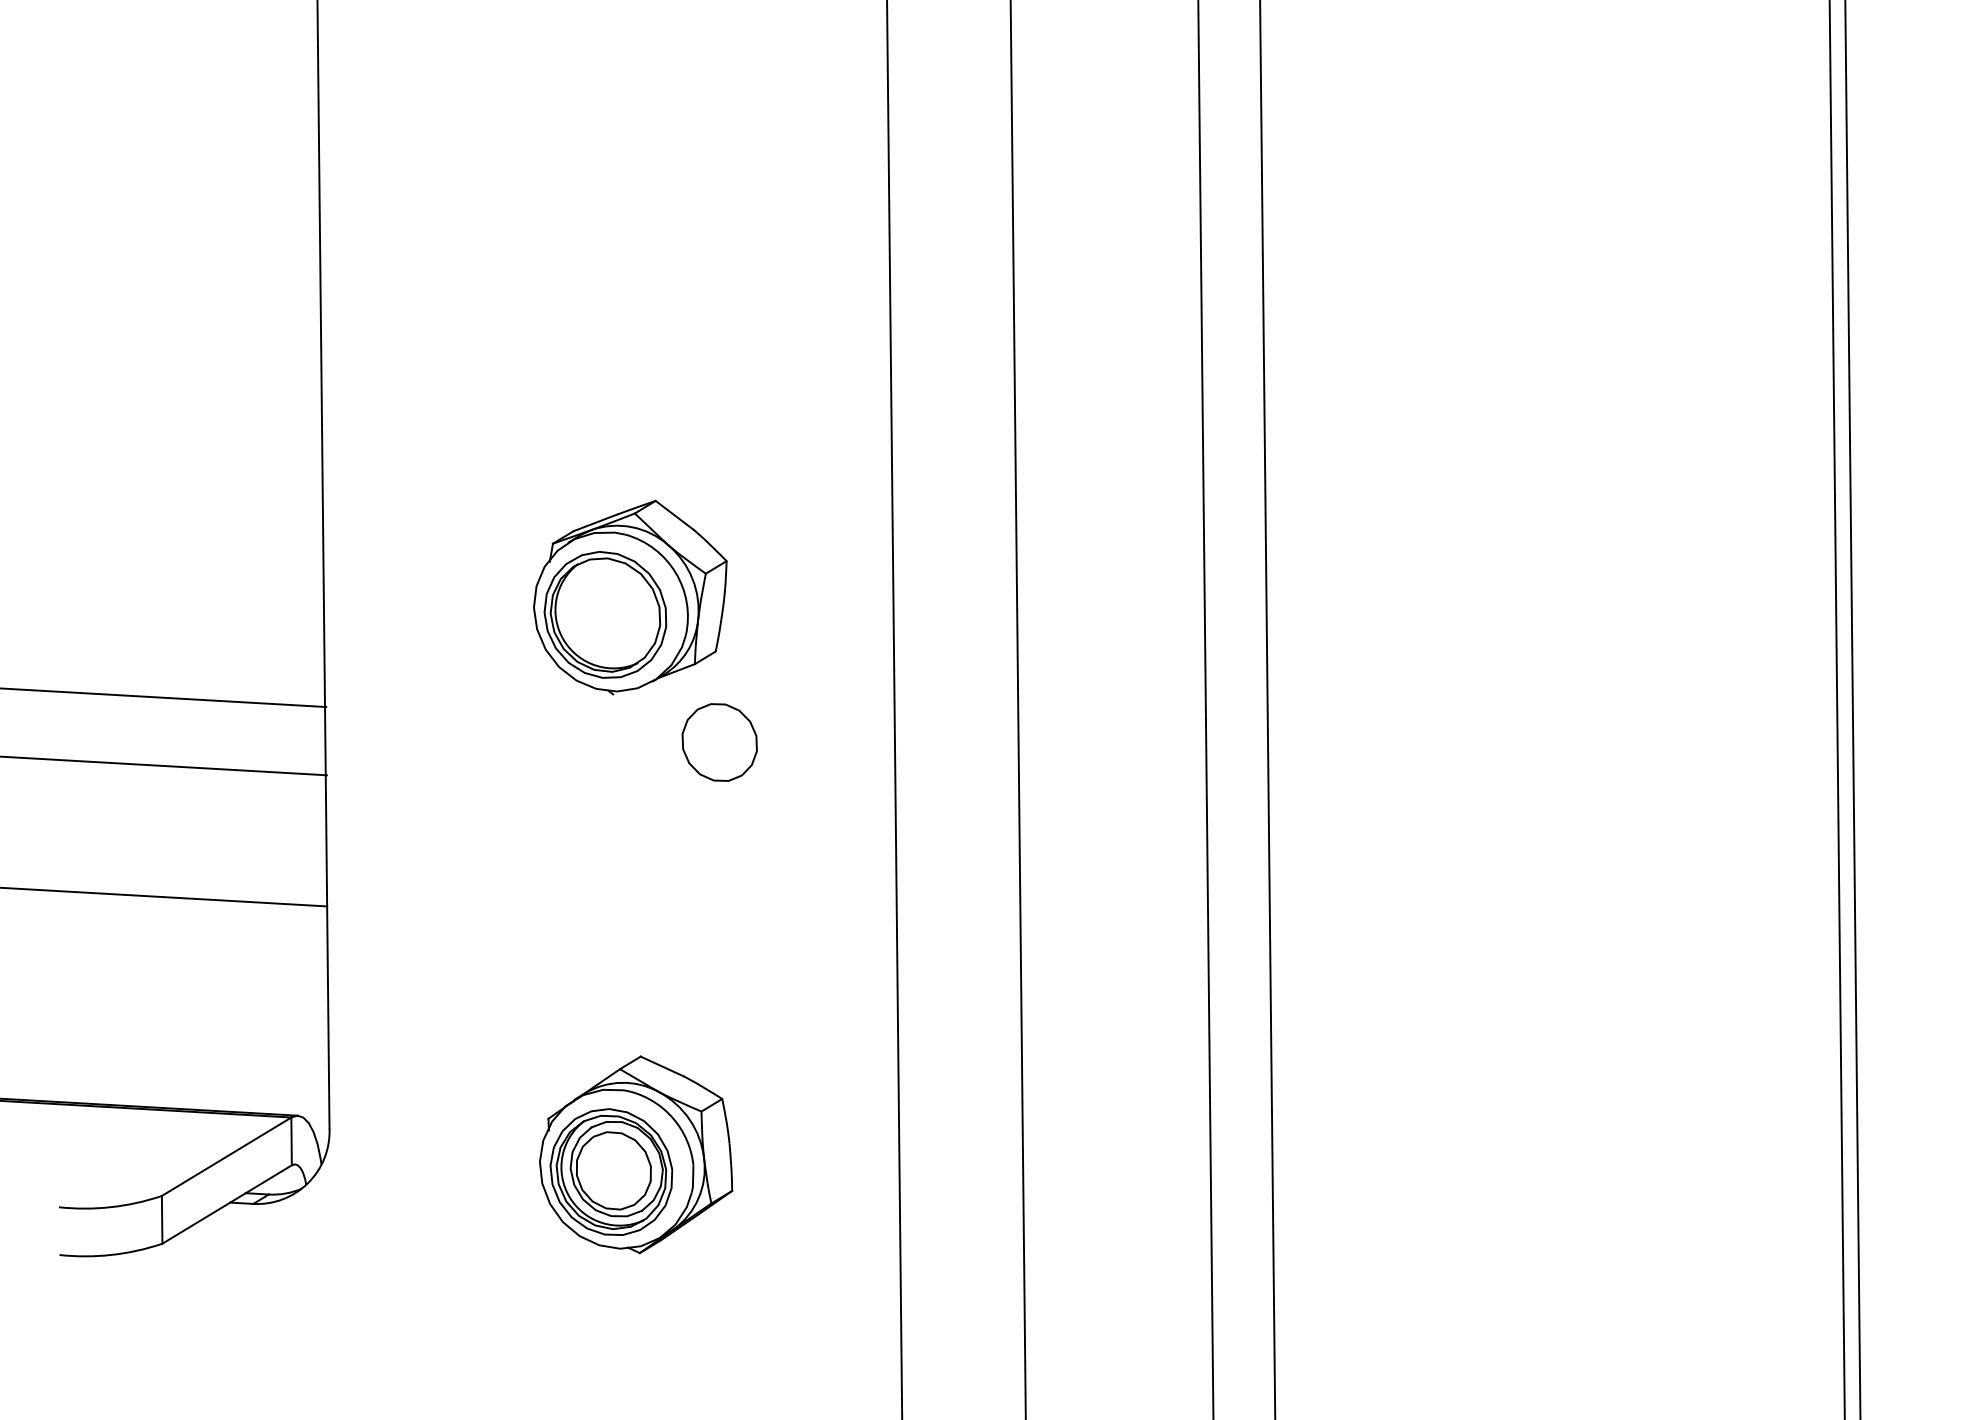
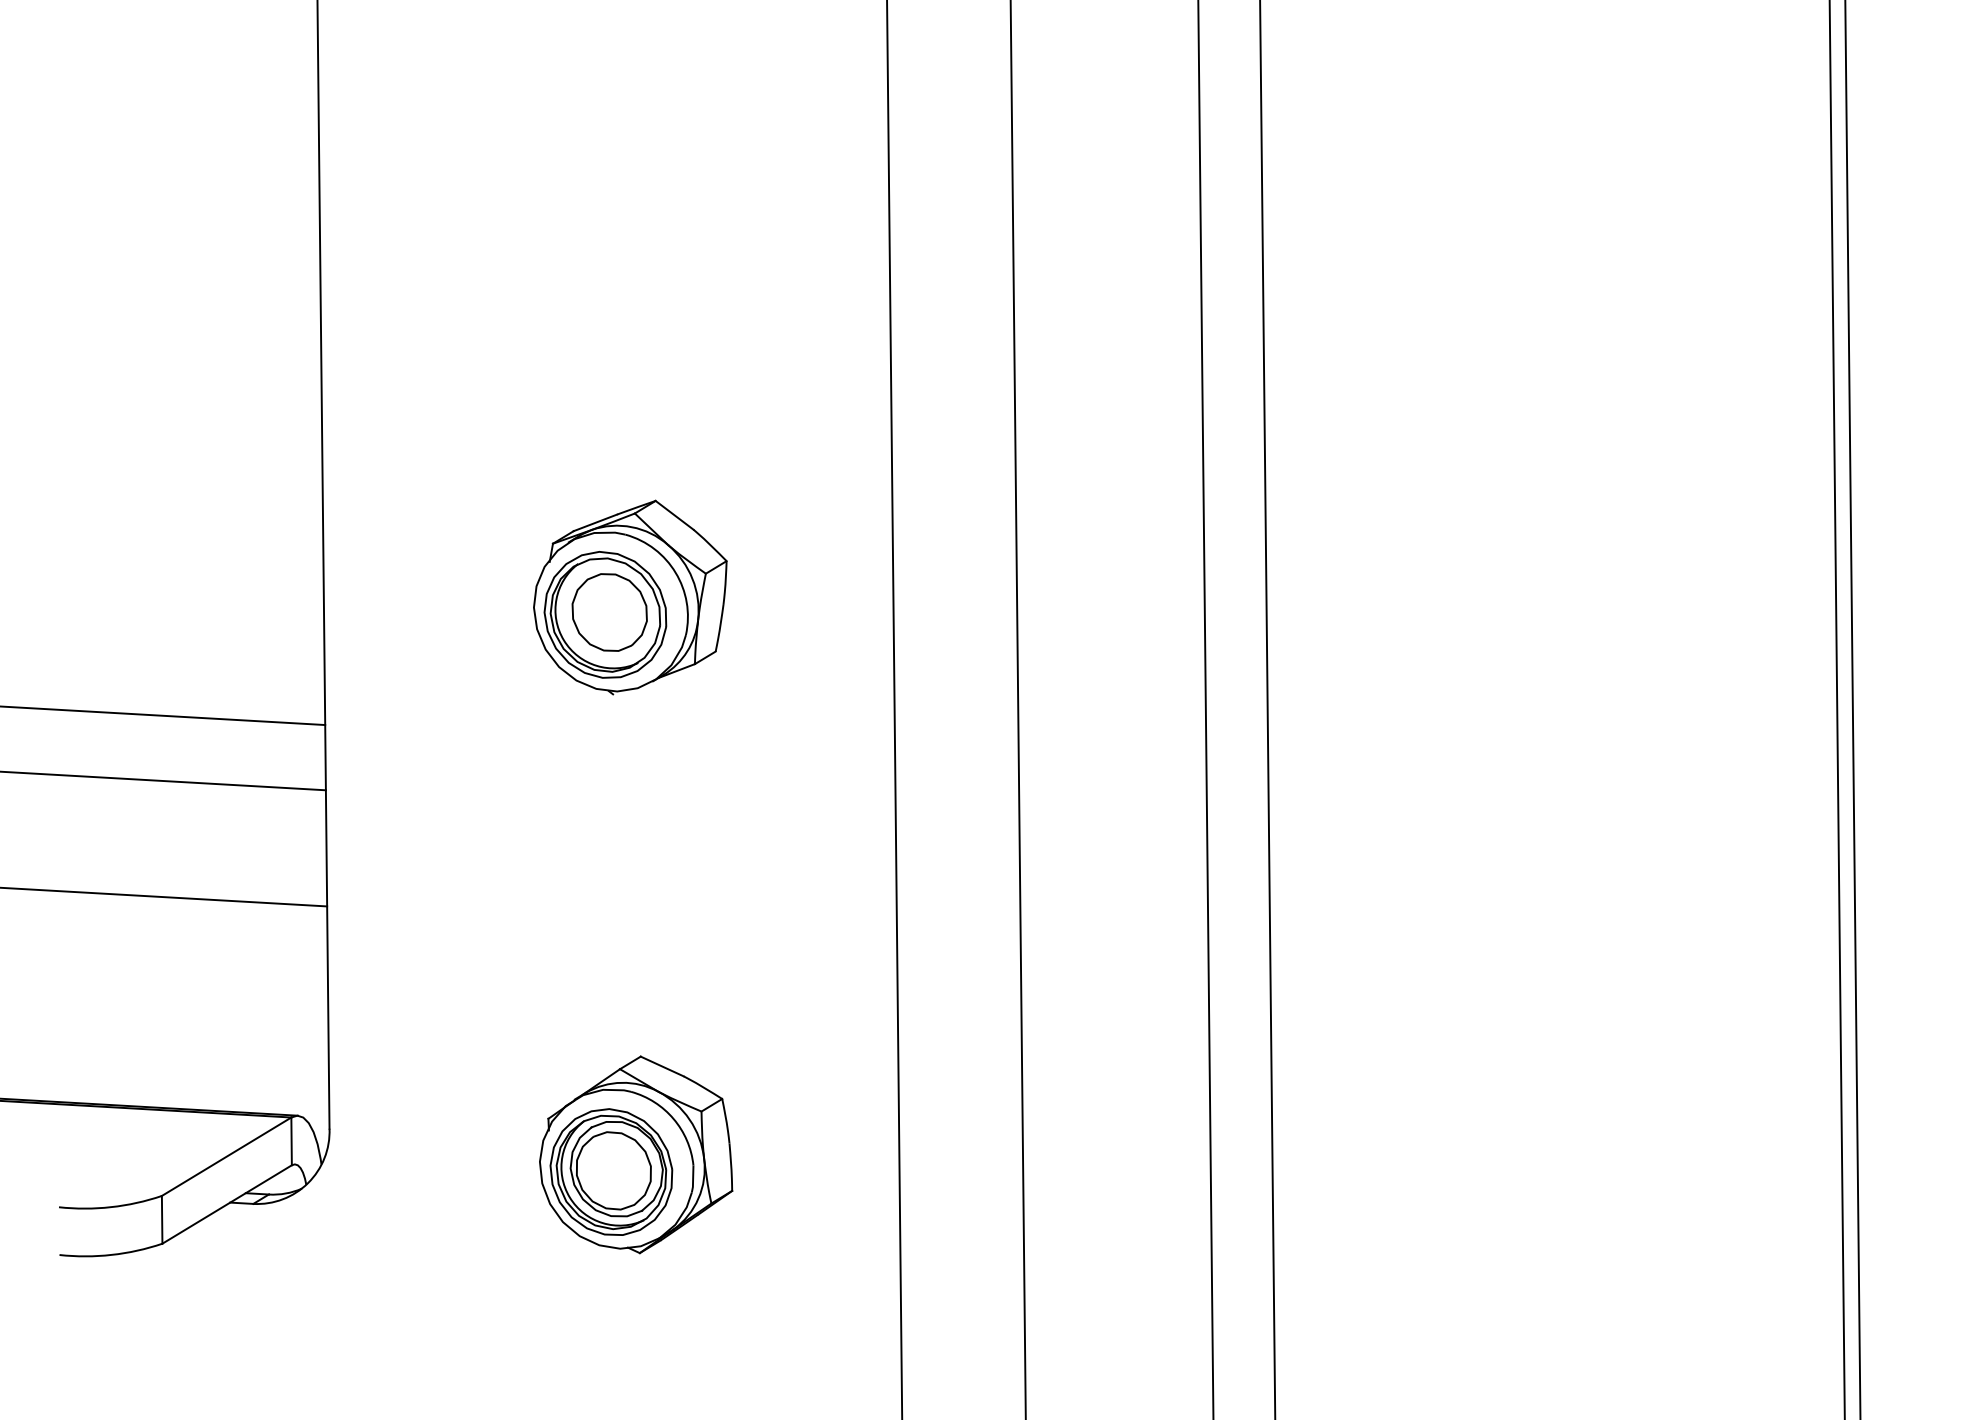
line position: (164, 697) -> (163, 715) (163, 715)
part position: (719, 742) -> (609, 612) (609, 612)
line position: (164, 765) -> (163, 780) (163, 780)
